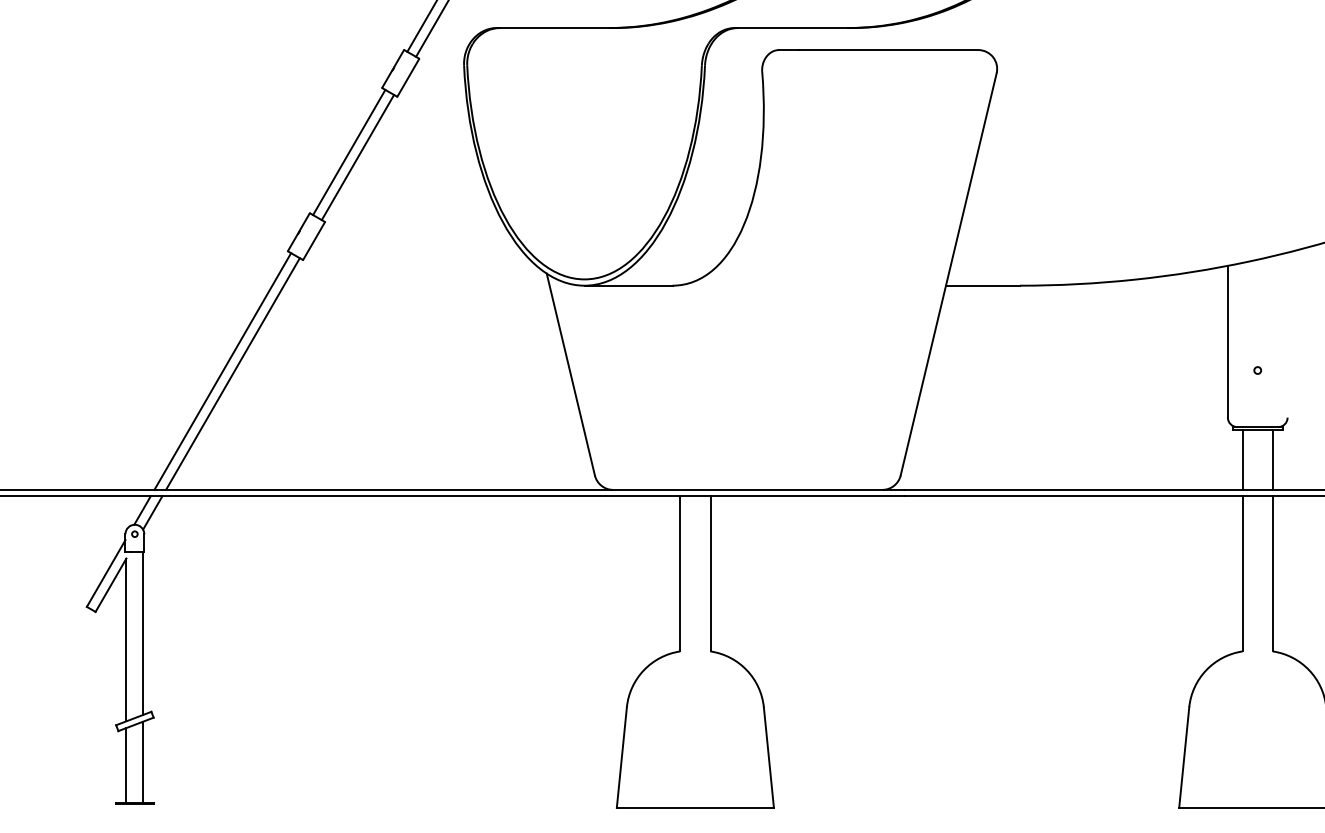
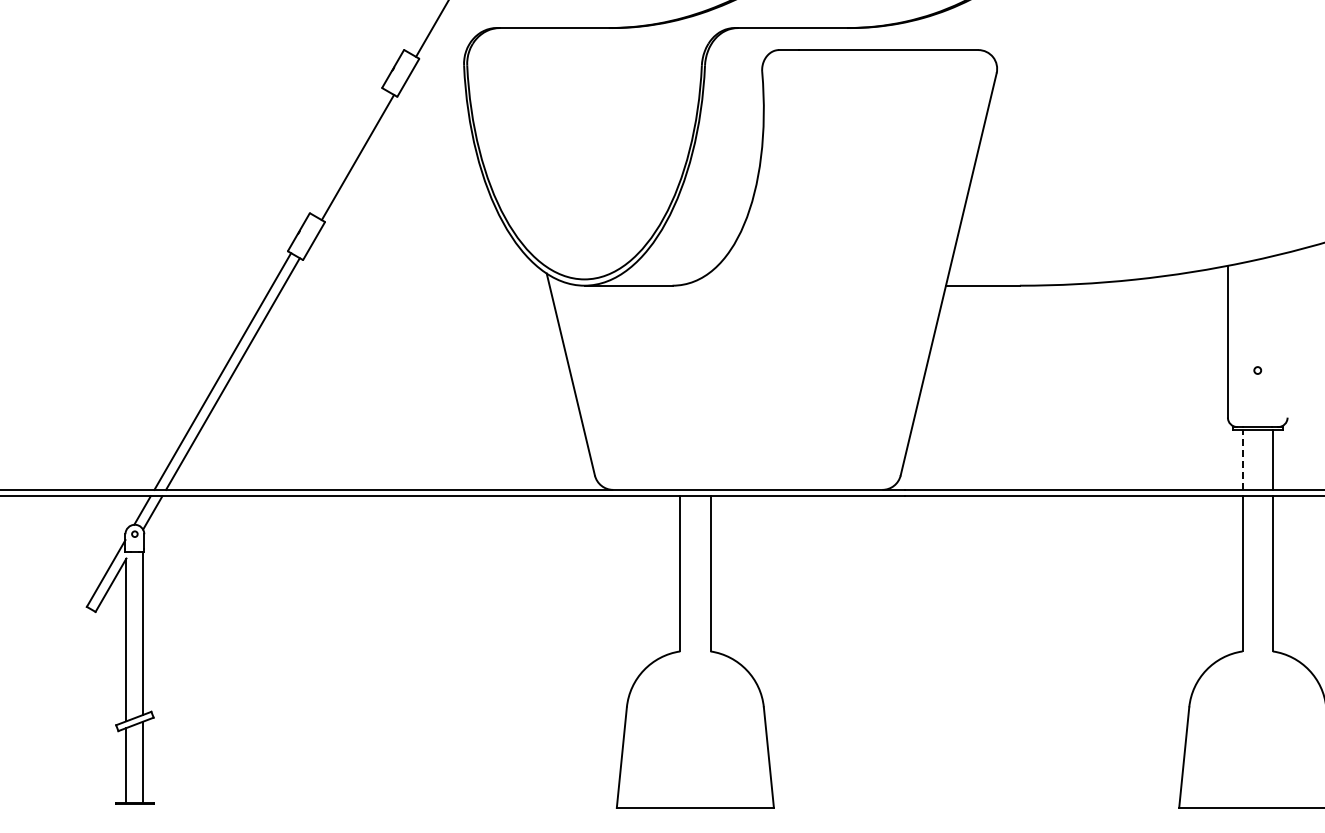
line: present -> none (421, 26)
line: present -> none (349, 152)
line: solid -> dashed (1242, 459)
